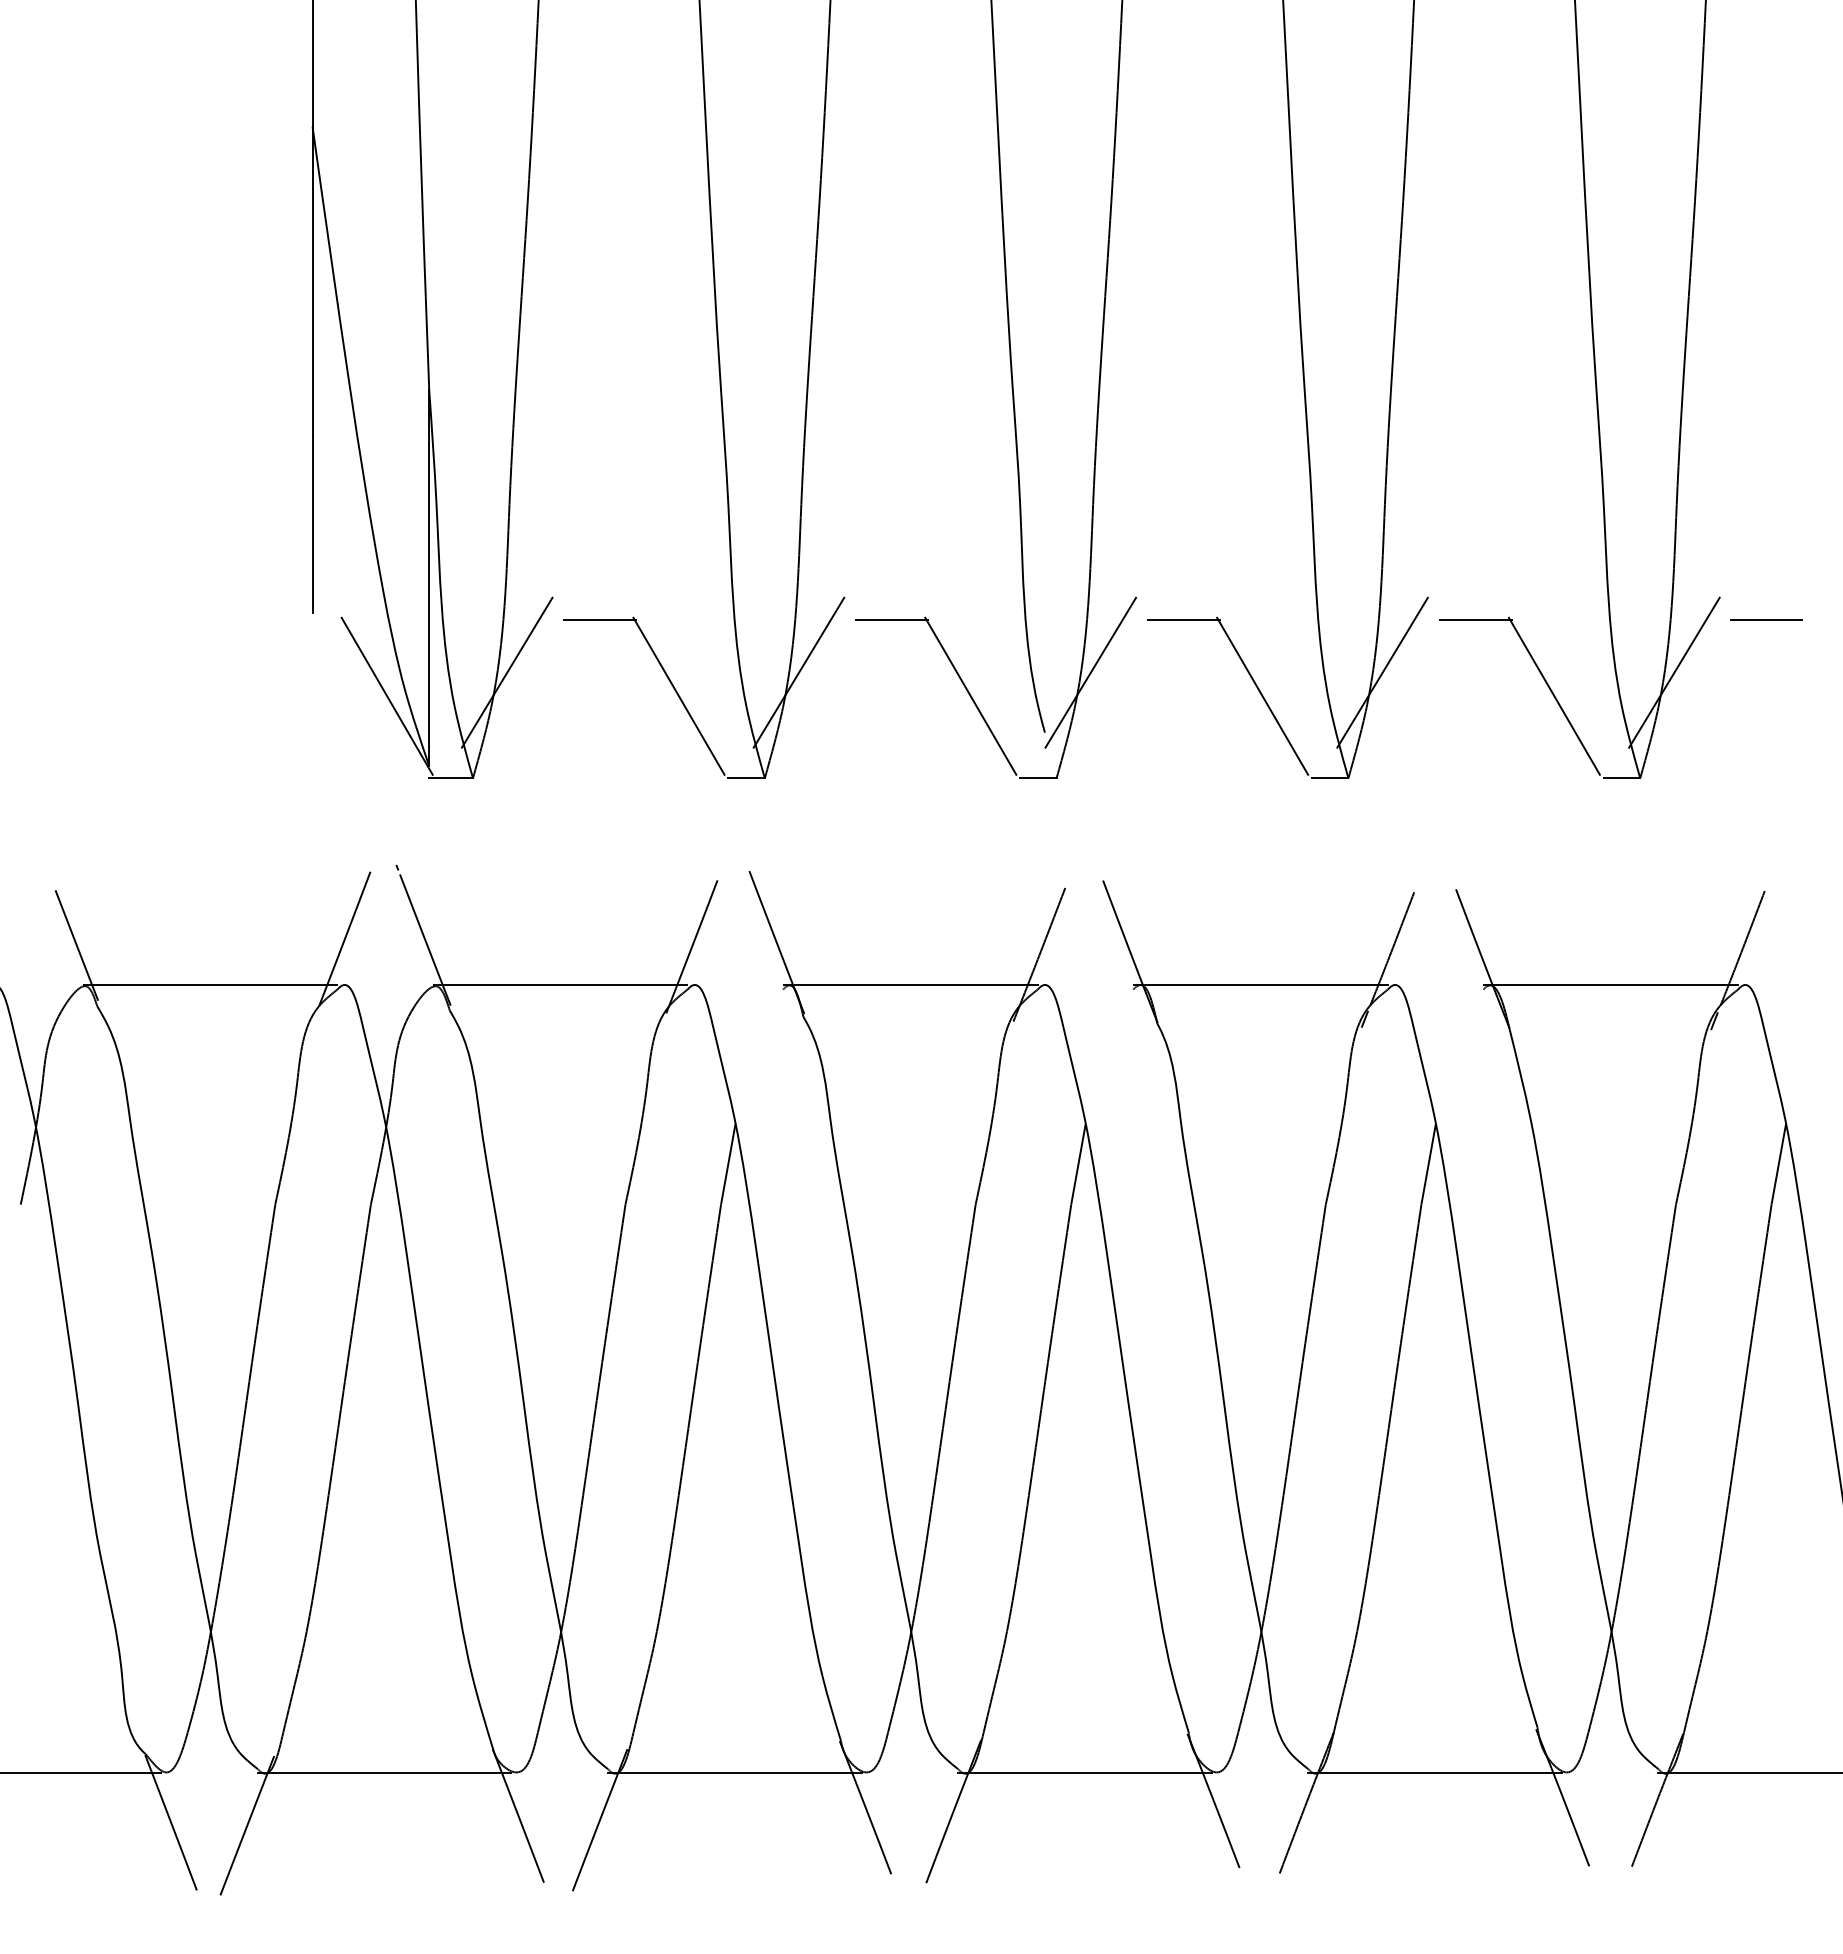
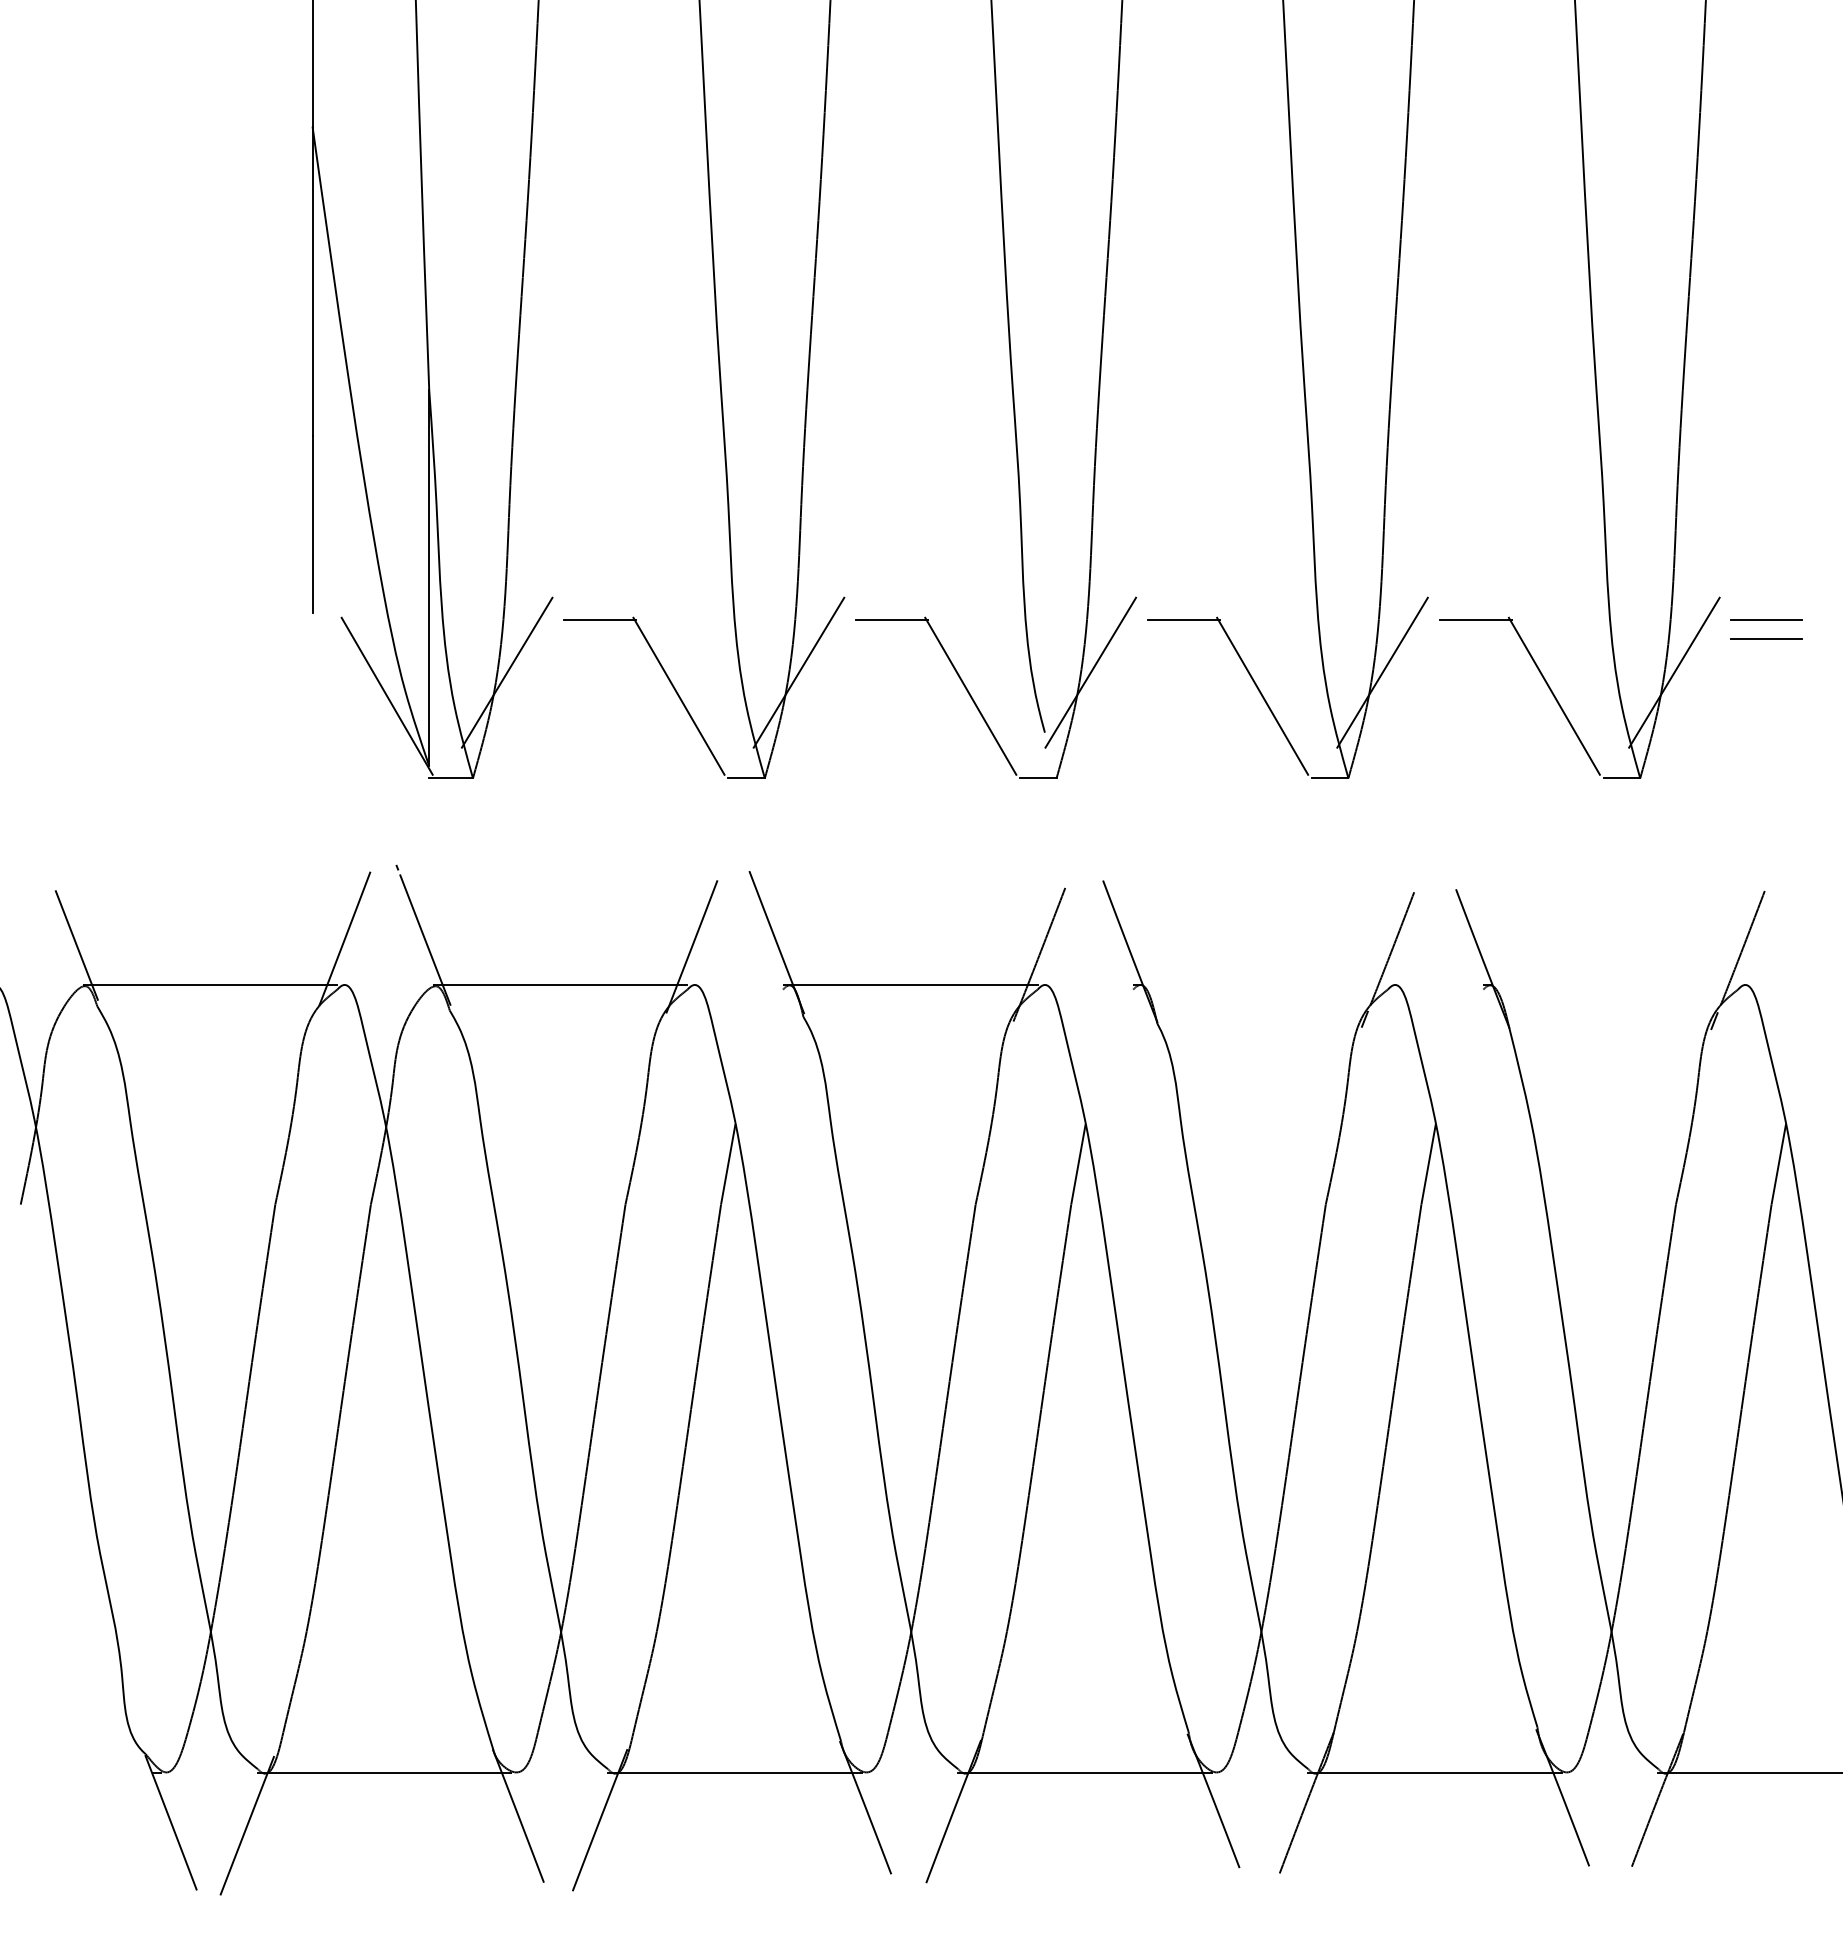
line: none -> present (1766, 638)
line: present -> none (1265, 985)
line: present -> none (1614, 985)
line: present -> none (77, 1773)
